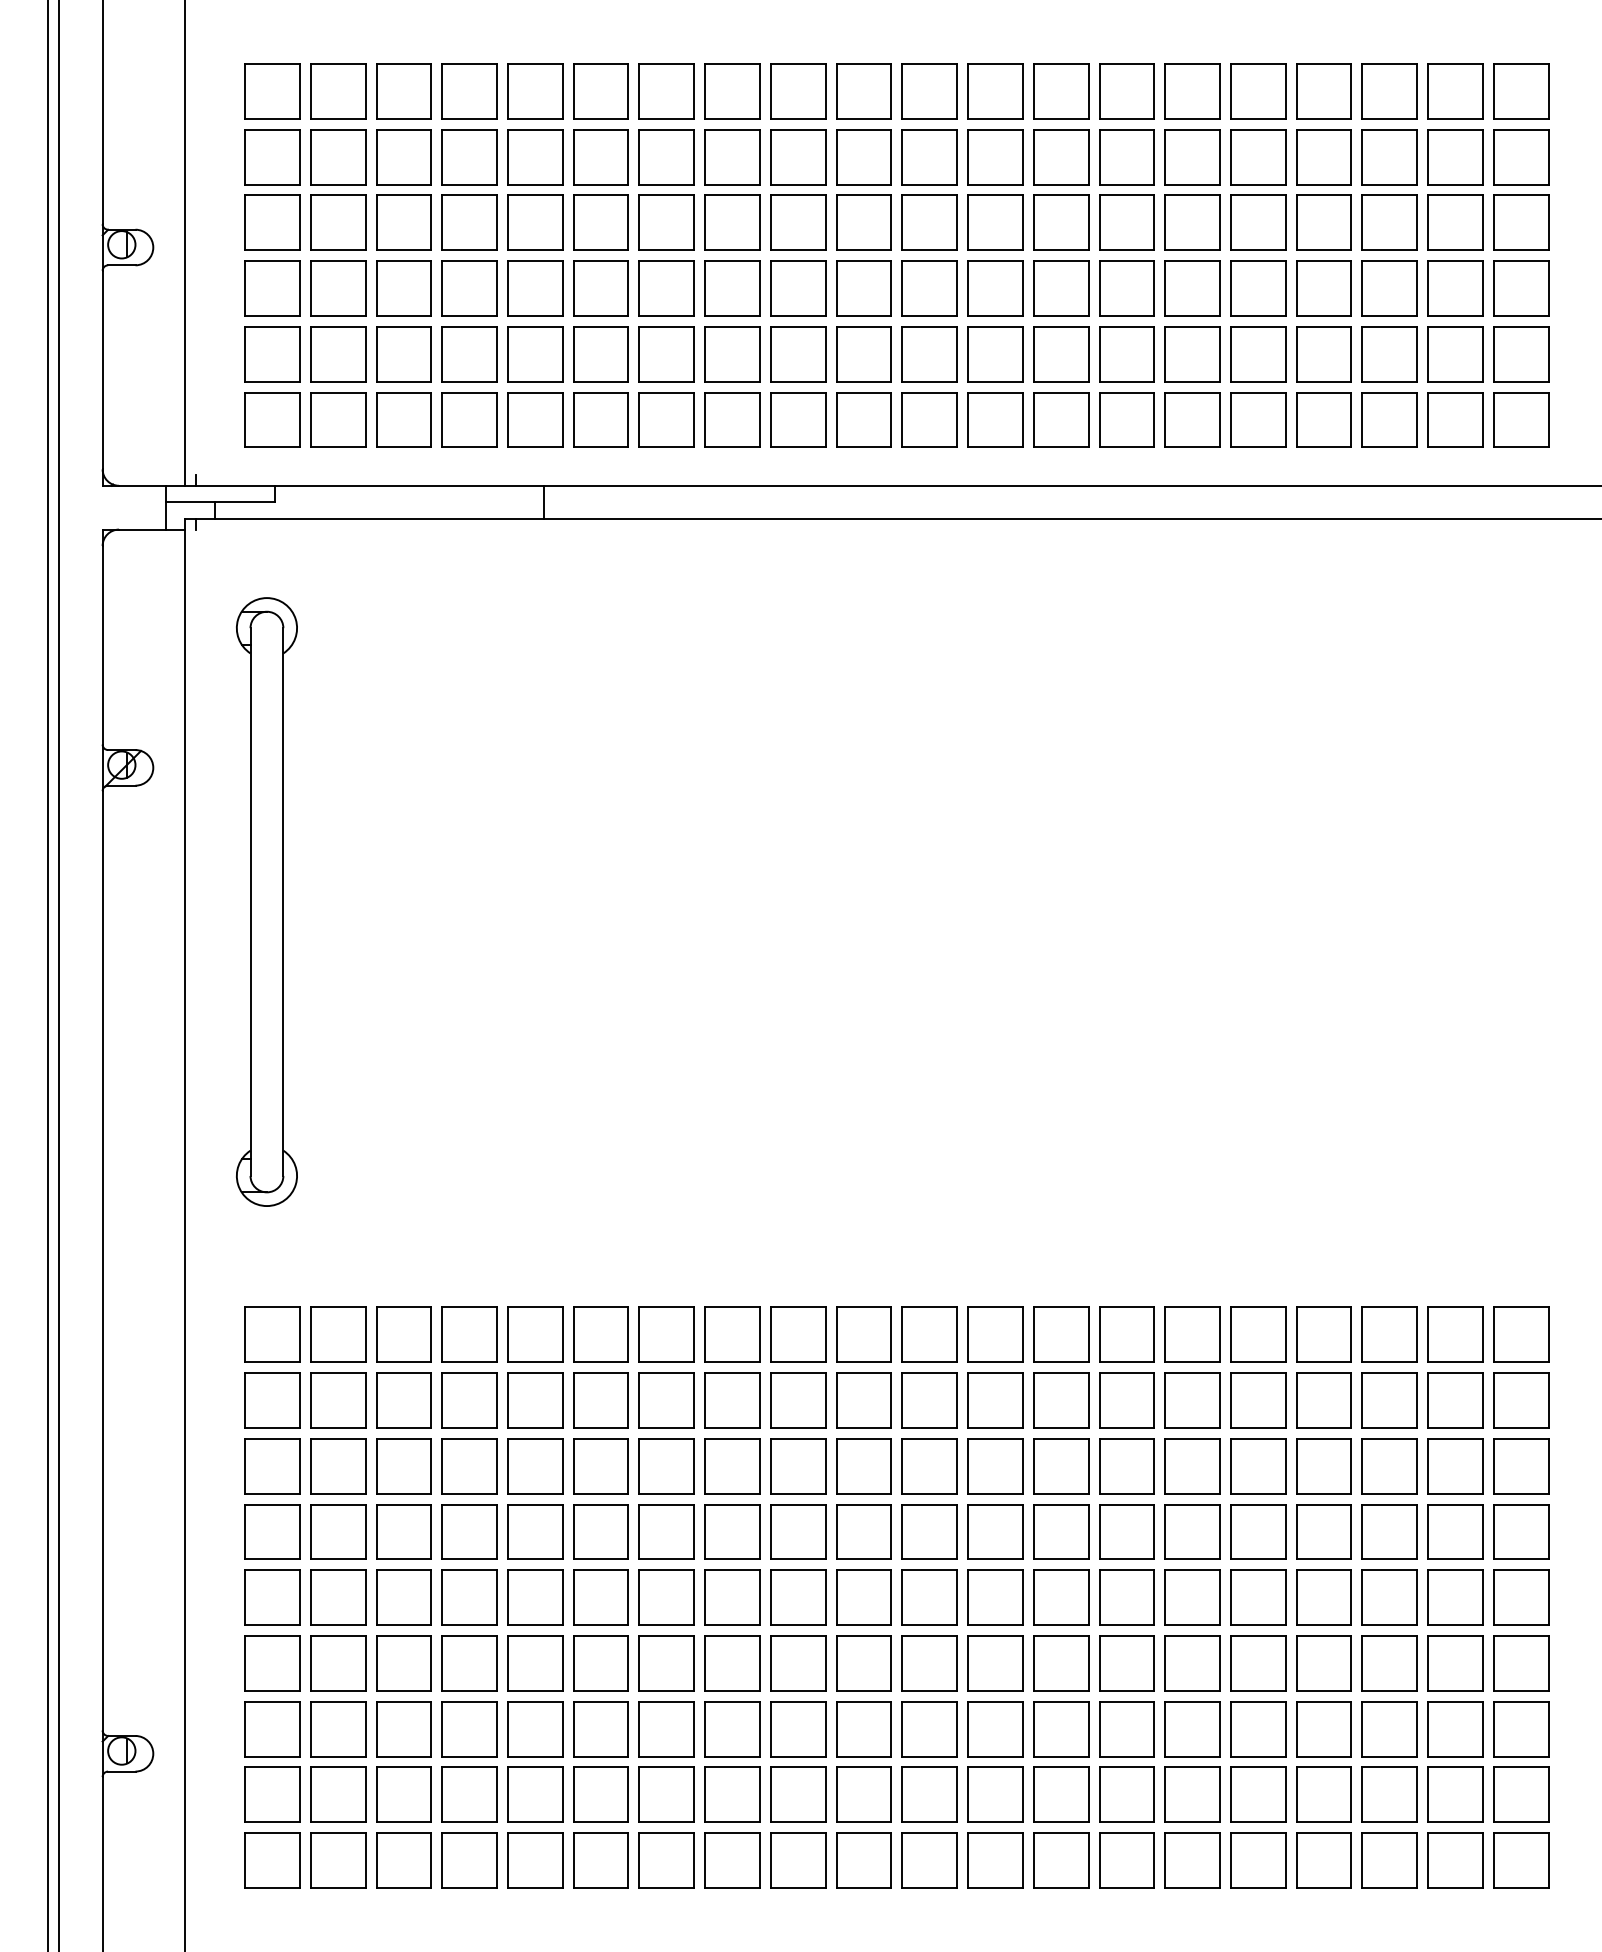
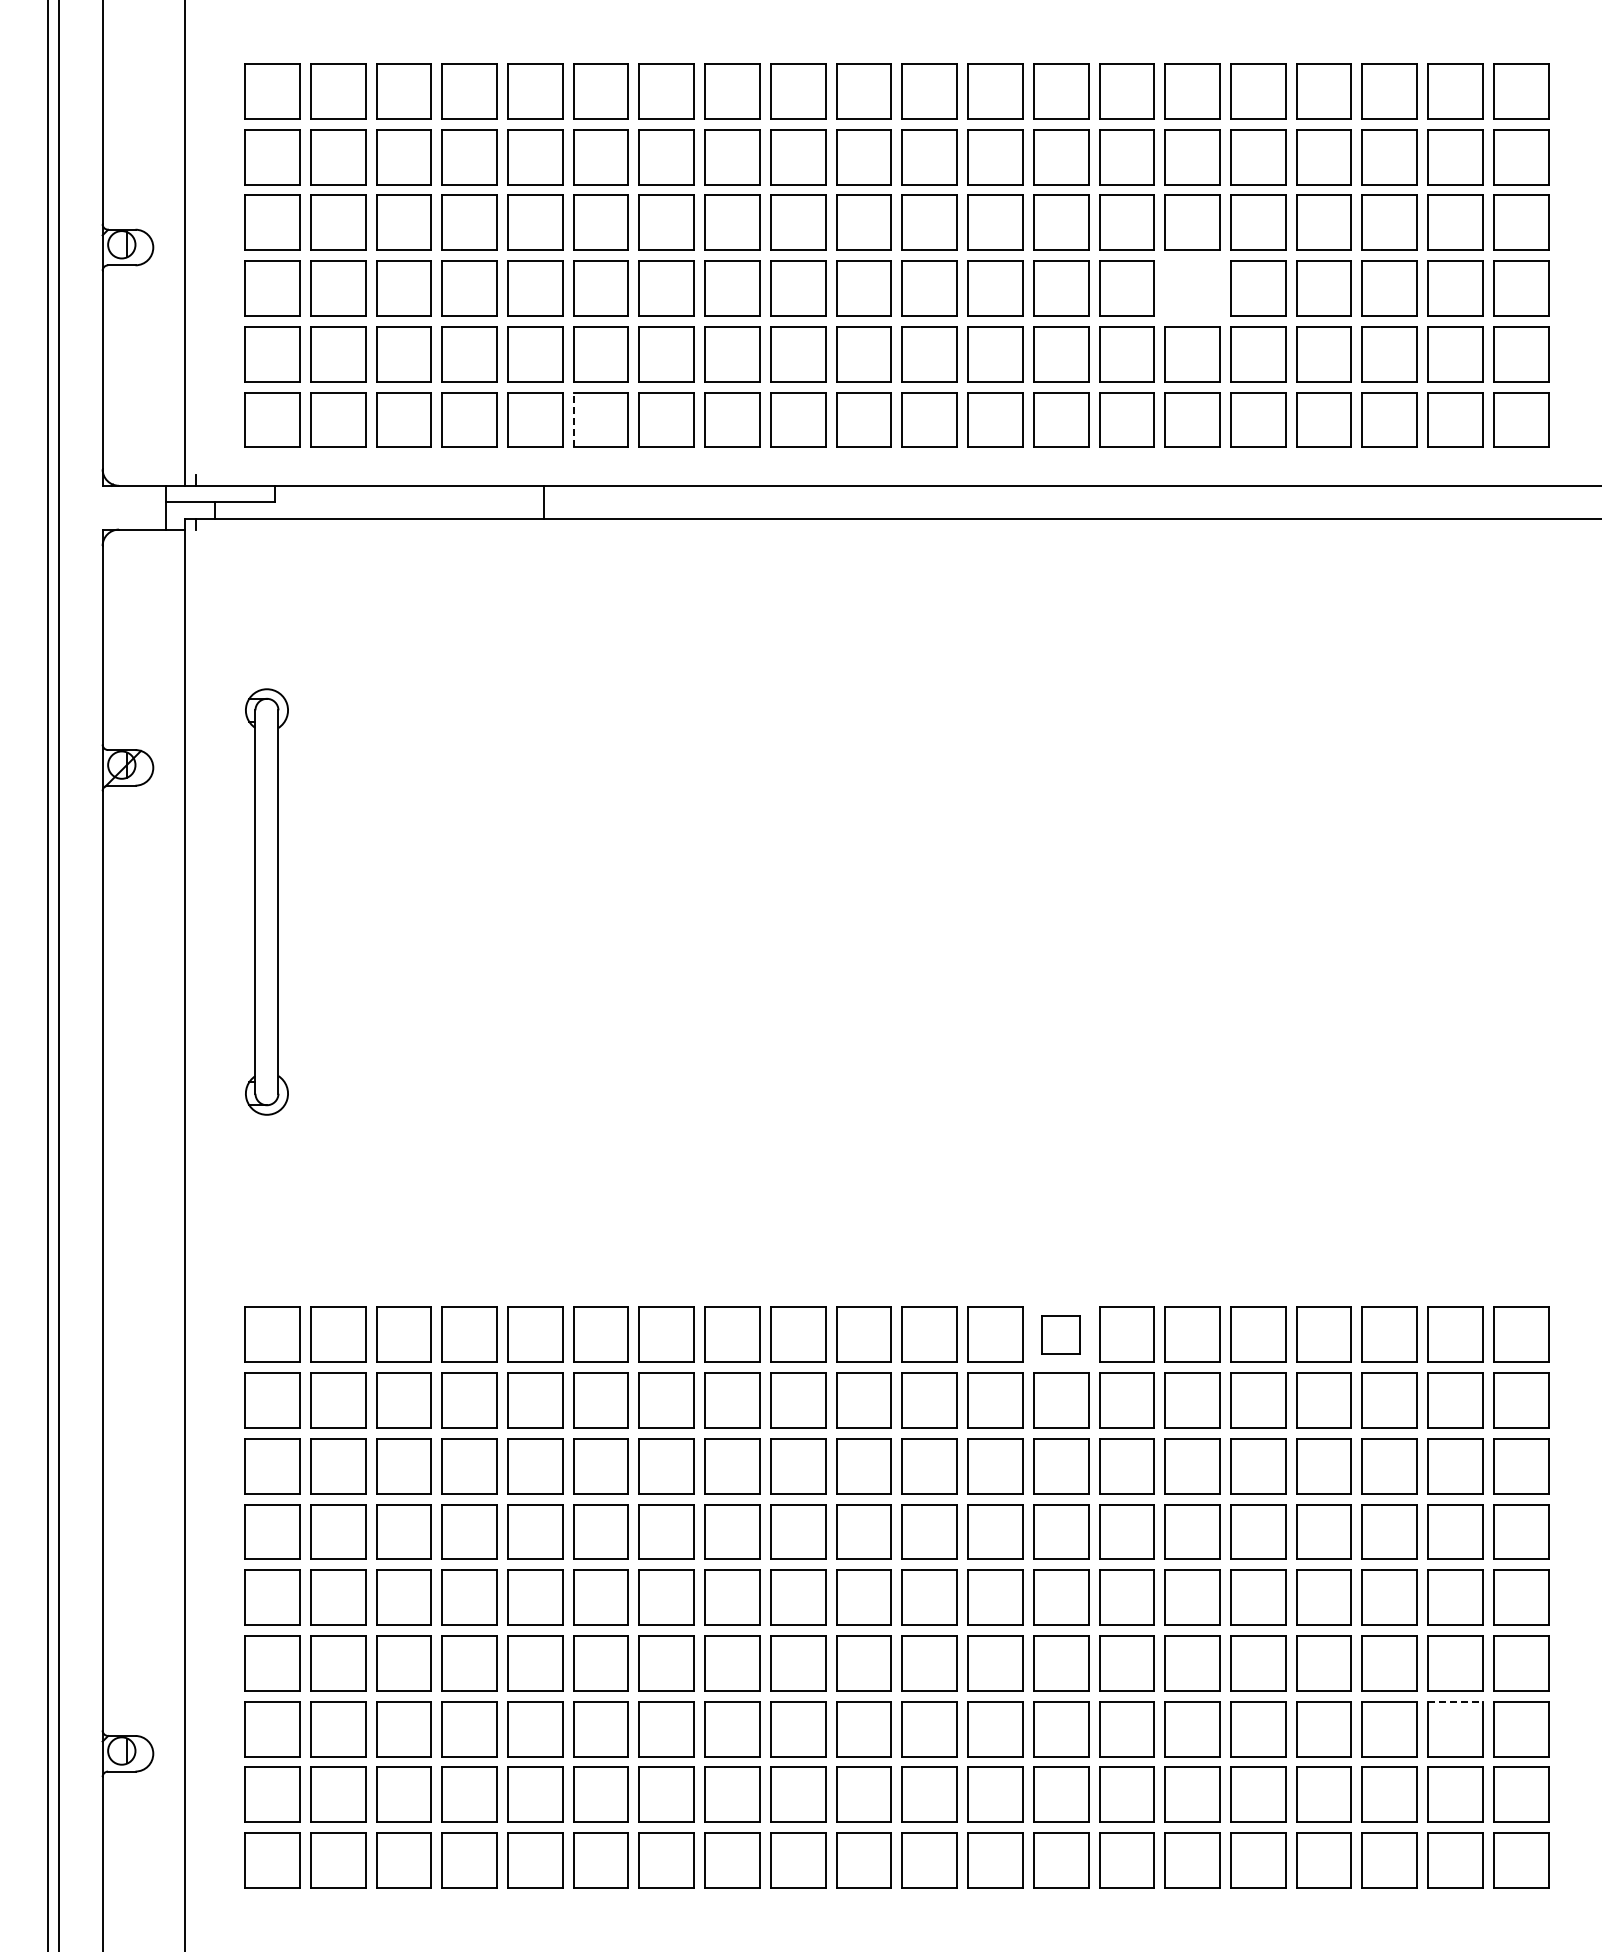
part: present -> none (1192, 288)
line: solid -> dashed (573, 419)
part size: 62x610 px -> 44x428 px (266, 901)
part size: 57x57 px -> 40x40 px (1060, 1334)
line: solid -> dashed (1456, 1701)
